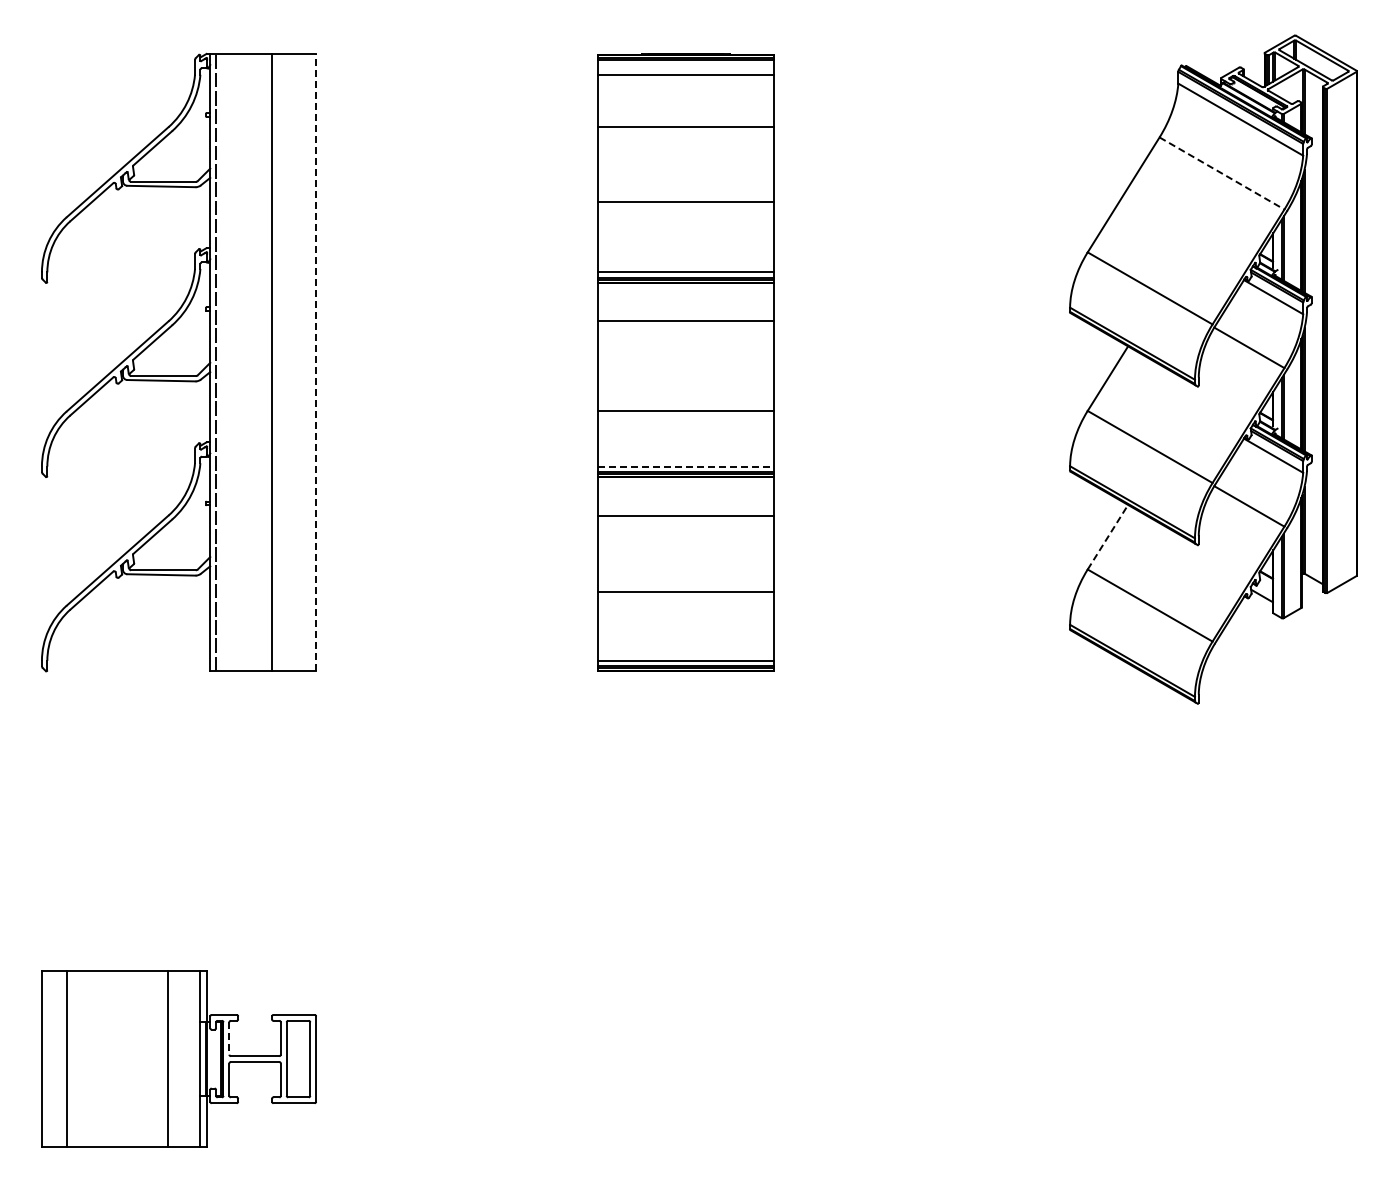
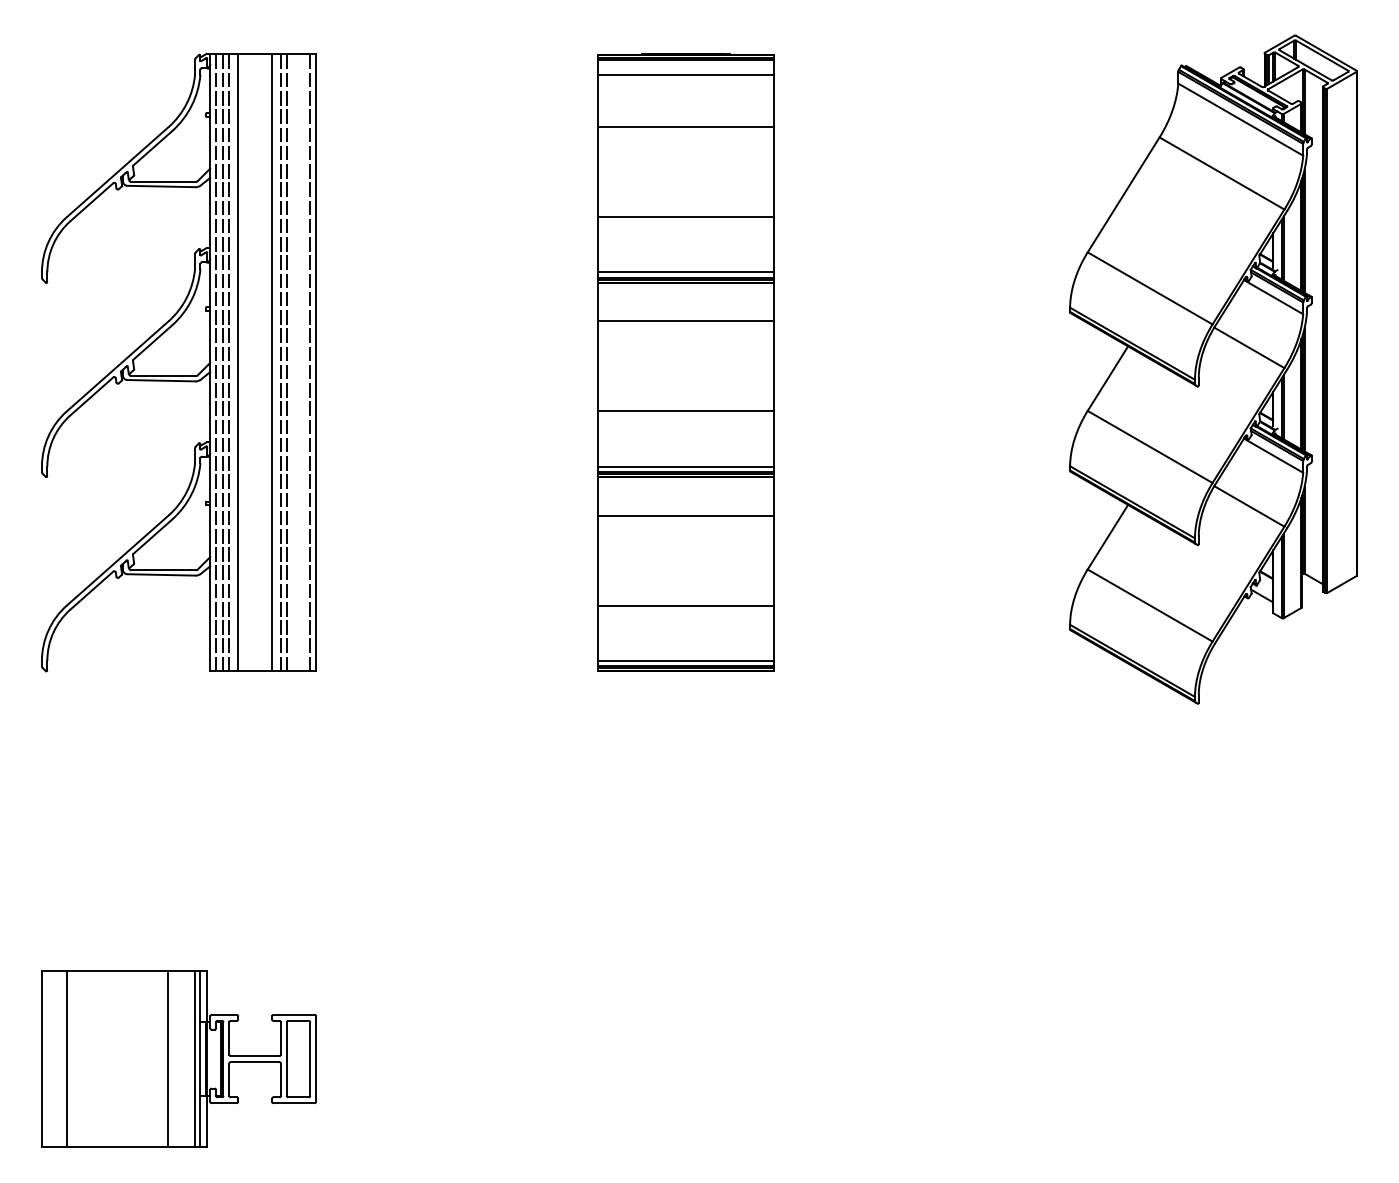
line: dashed -> solid (1222, 173)
line position: (685, 202) -> (685, 217) (685, 217)
line: none -> present (223, 362)
line: none -> present (229, 362)
line: none -> present (238, 362)
line: none -> present (280, 362)
line: none -> present (286, 362)
line: none -> present (310, 362)
line: dashed -> solid (316, 362)
line: dashed -> solid (686, 466)
line: dashed -> solid (1108, 536)
line position: (685, 591) -> (685, 605) (685, 605)
line: dashed -> solid (229, 1038)
line: none -> present (195, 1058)
